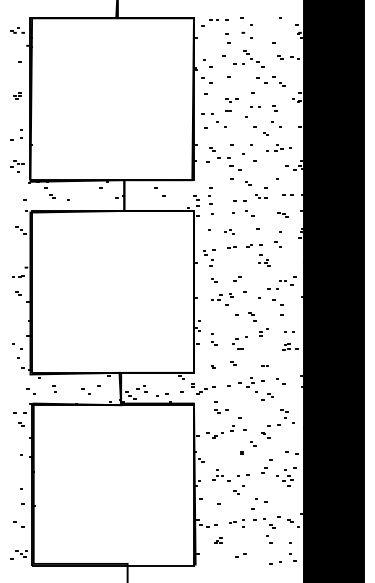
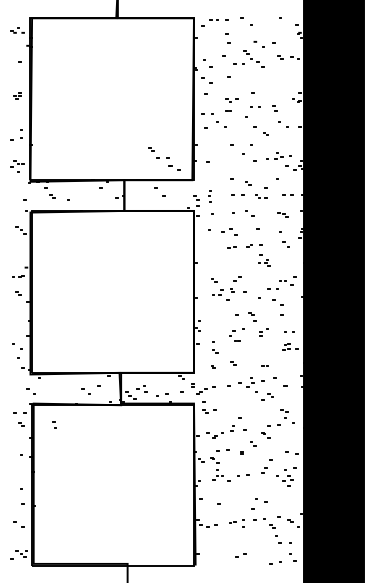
part position: (246, 35) -> (258, 44) (258, 44)
part: present -> none (270, 81)
part position: (276, 124) -> (283, 124) (283, 124)
part position: (278, 147) -> (278, 155) (278, 155)
part position: (225, 158) -> (164, 158) (164, 158)
part size: 5x18 px -> 4x13 px (209, 196)
part position: (239, 200) -> (237, 194) (237, 194)
part size: 11x6 px -> 17x8 px (229, 231)
part position: (277, 244) -> (285, 244) (285, 244)
part: present -> none (209, 257)
part position: (222, 299) -> (223, 294) (223, 294)
part position: (214, 339) -> (215, 347) (215, 347)
part position: (239, 342) -> (236, 334) (236, 334)
part size: 10x7 px -> 15x10 px (280, 381)
part position: (54, 388) -> (54, 424) (54, 424)
part position: (221, 407) -> (209, 407) (209, 407)
part: none -> present (219, 456)
part: present -> none (238, 489)
part position: (269, 539) -> (278, 539) (278, 539)
part: present -> none (218, 540)
